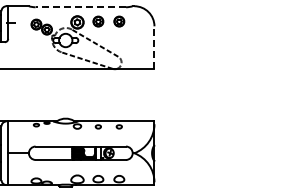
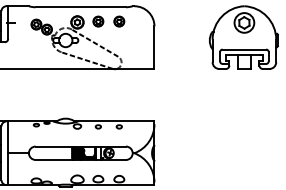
line: dashed -> solid (80, 7)
part: none -> present (243, 37)
line: dashed -> solid (154, 47)
